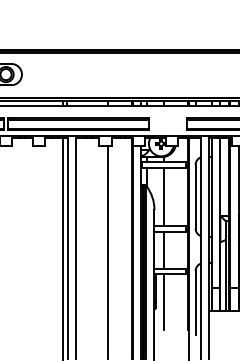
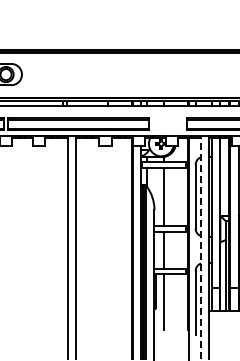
line: present -> none (63, 247)
line: solid -> dashed (201, 247)
line: present -> none (108, 251)
